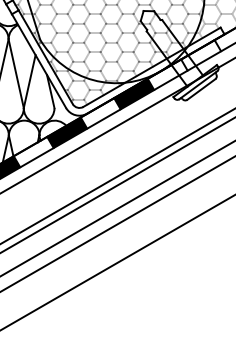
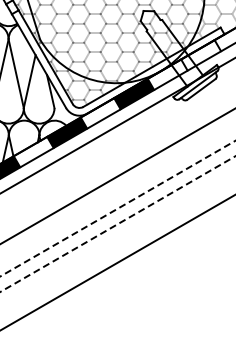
line: present -> none (117, 184)
line: solid -> dashed (117, 208)
line: solid -> dashed (117, 224)
